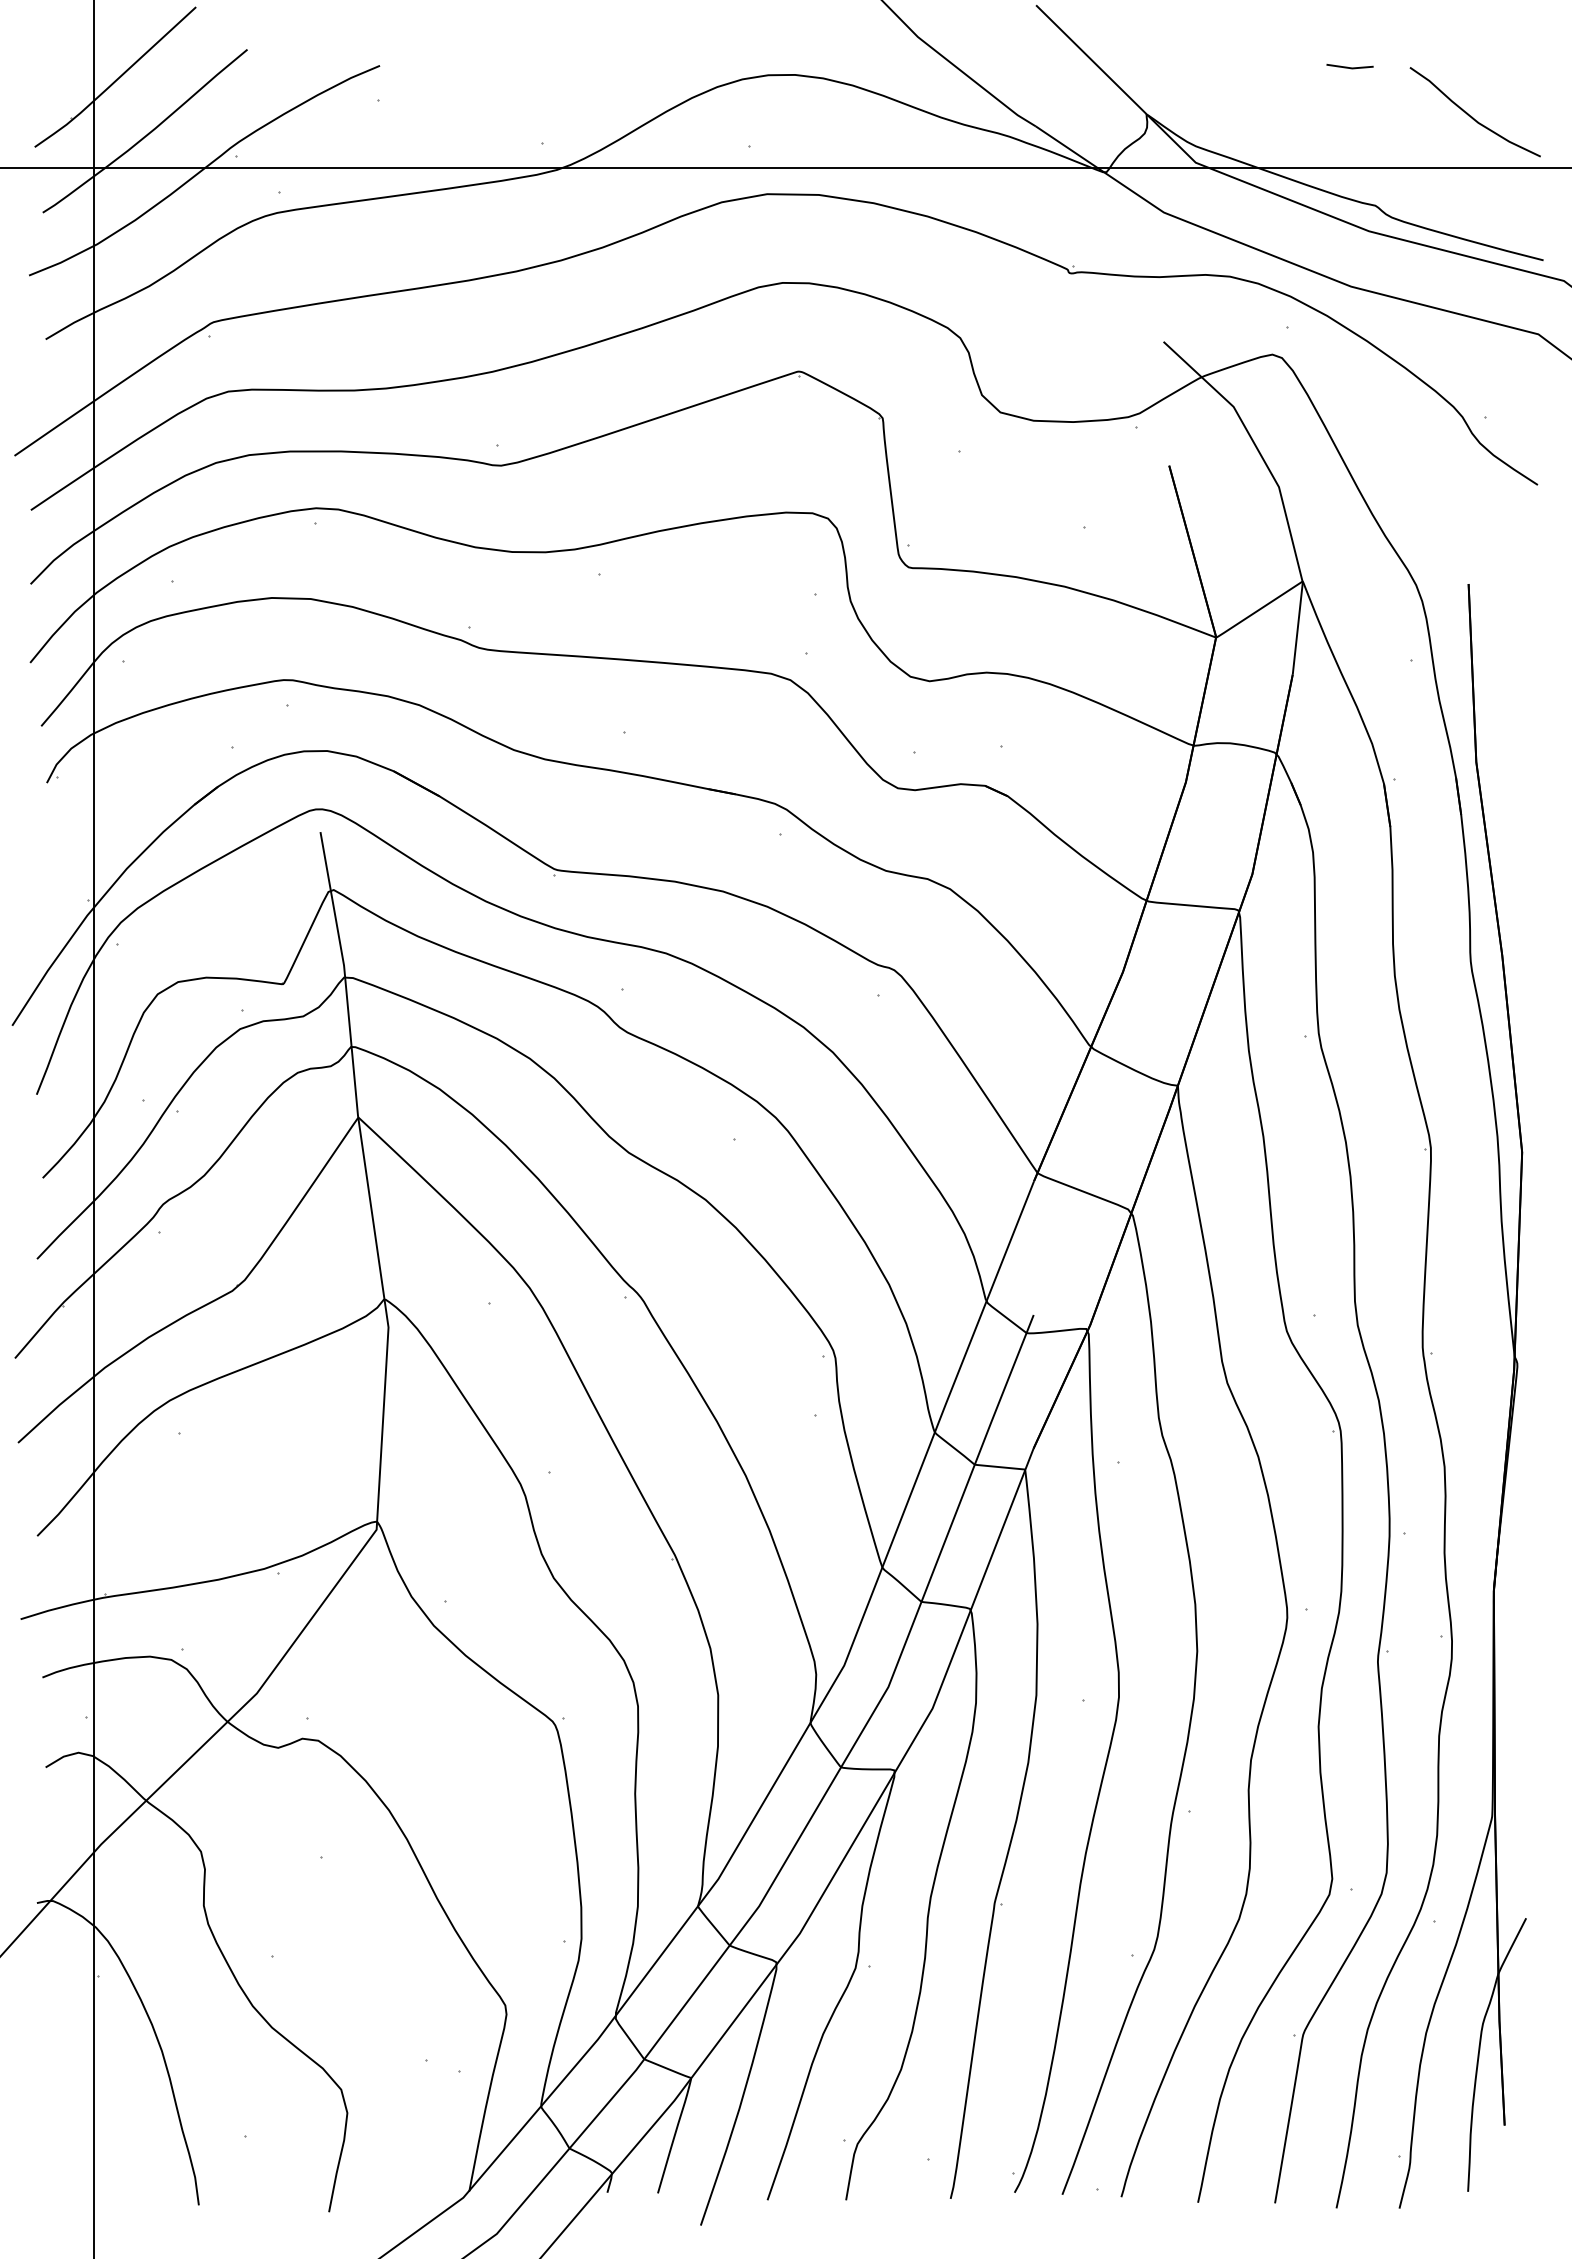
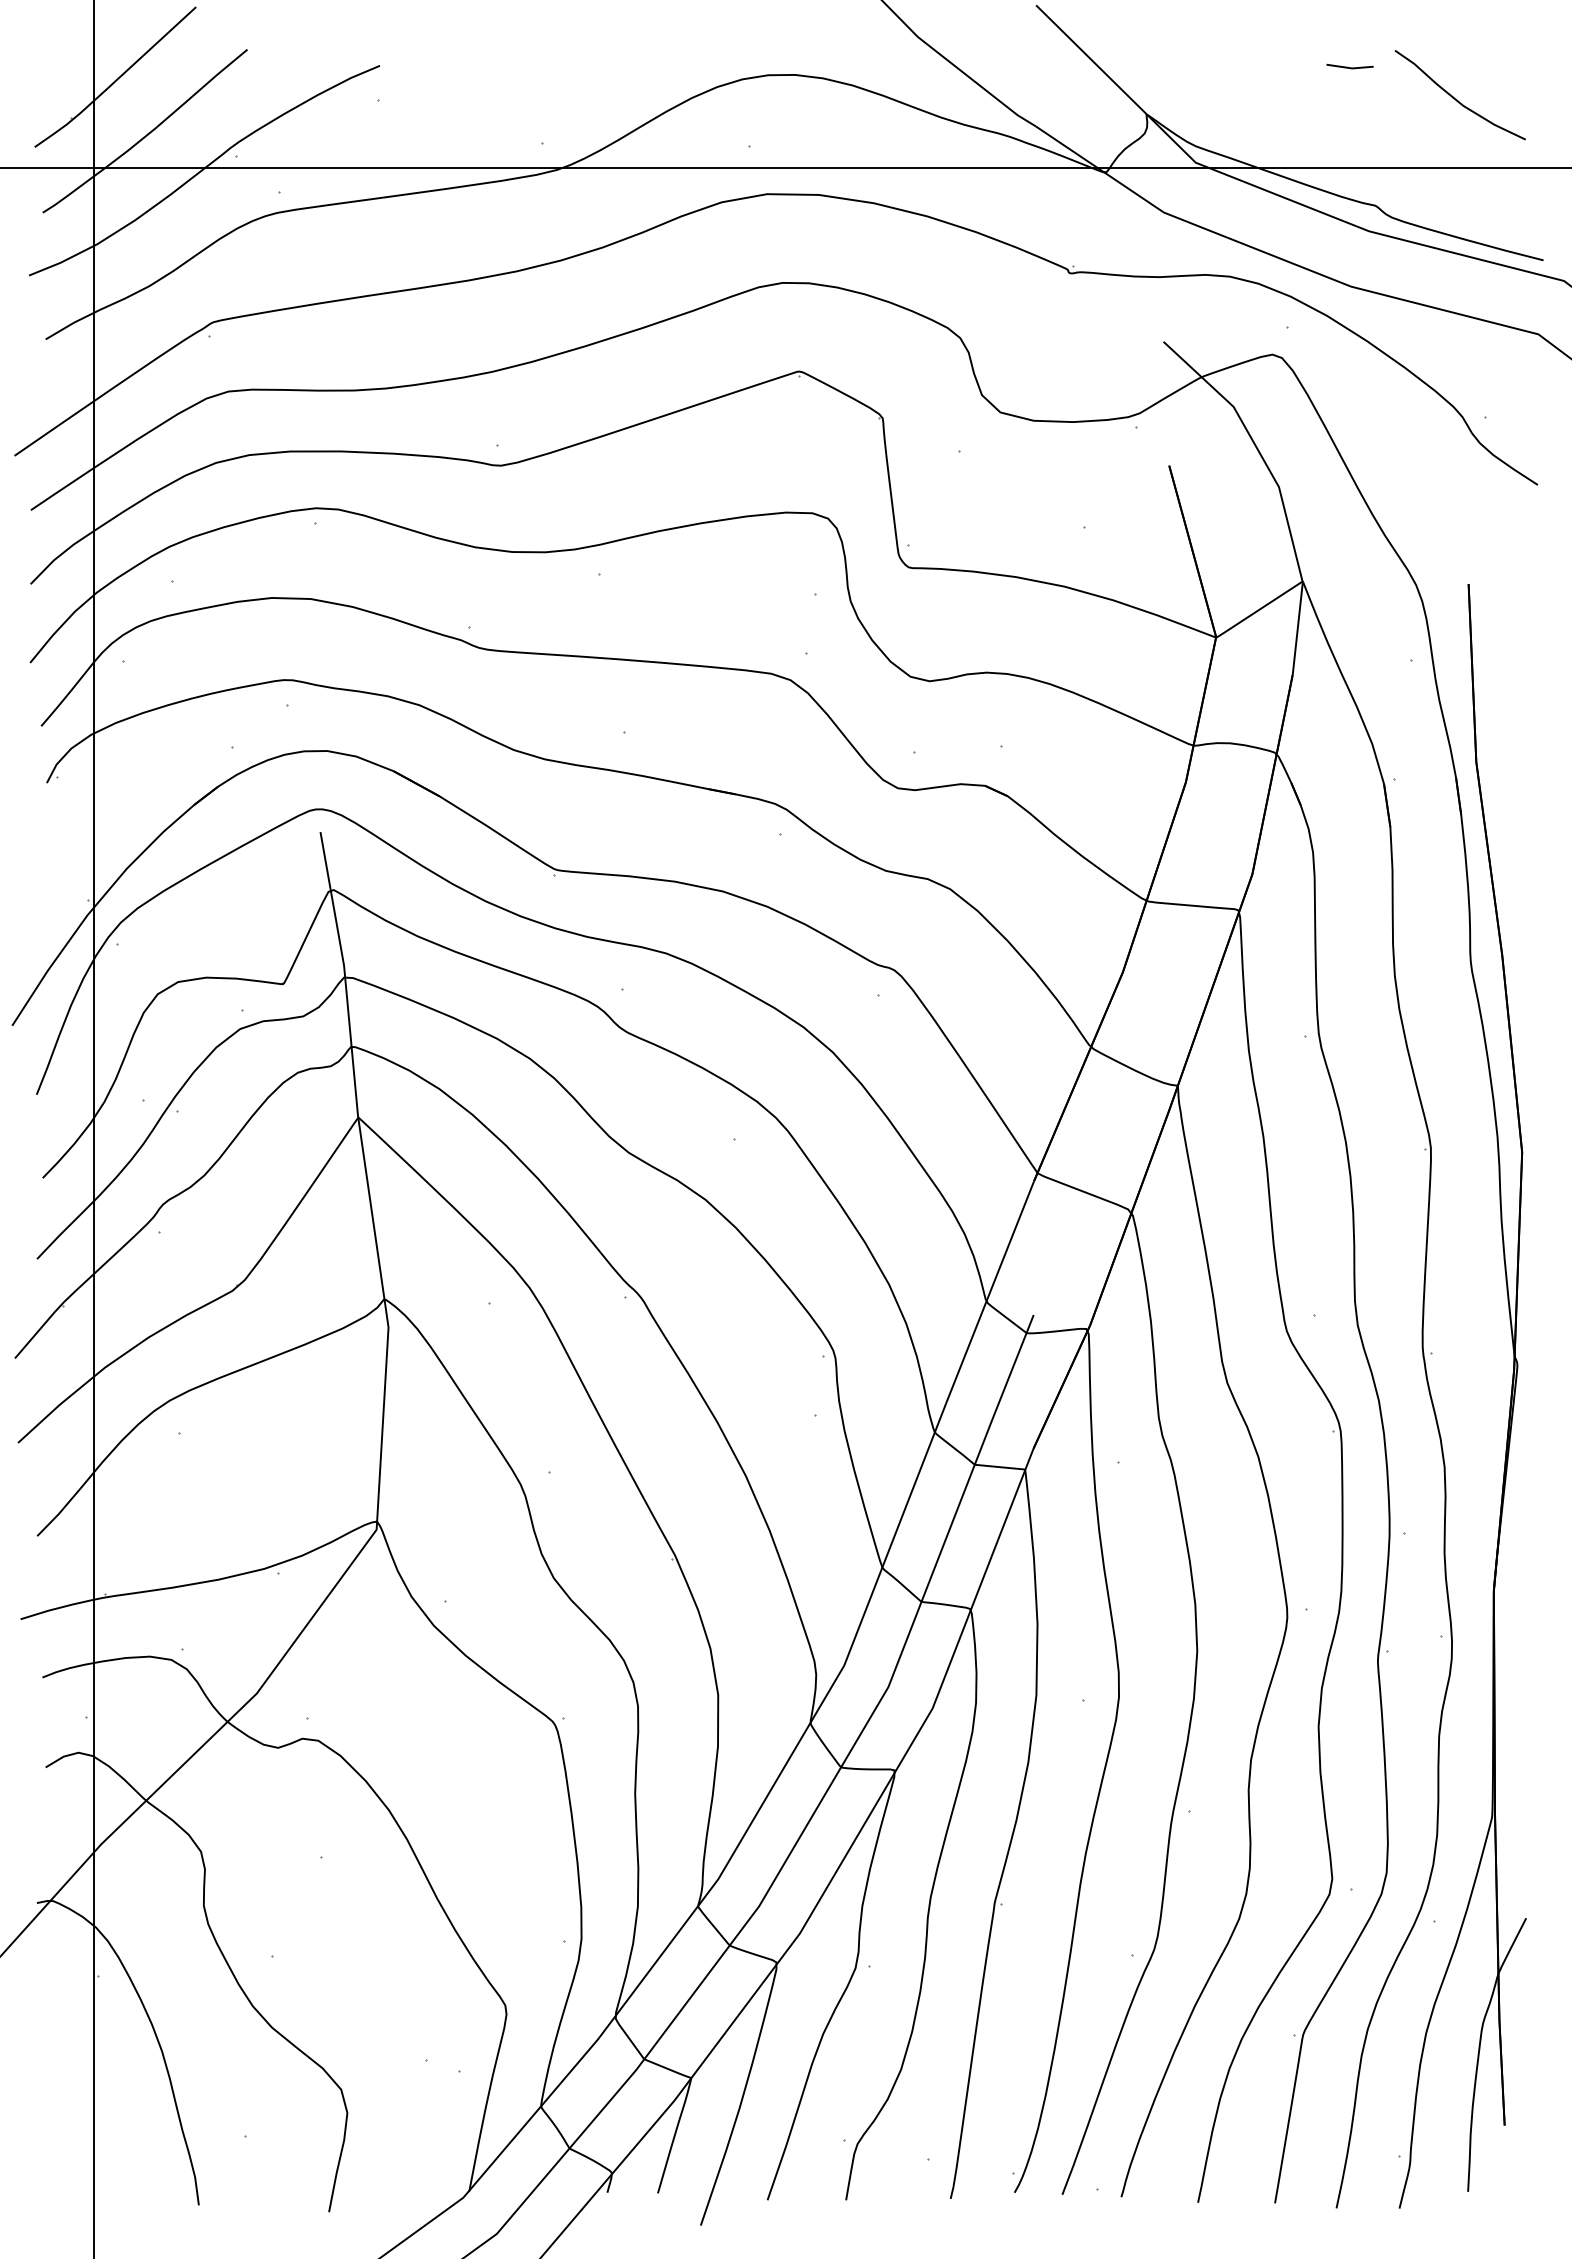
curve position: (1472, 116) -> (1457, 99) (1457, 99)
